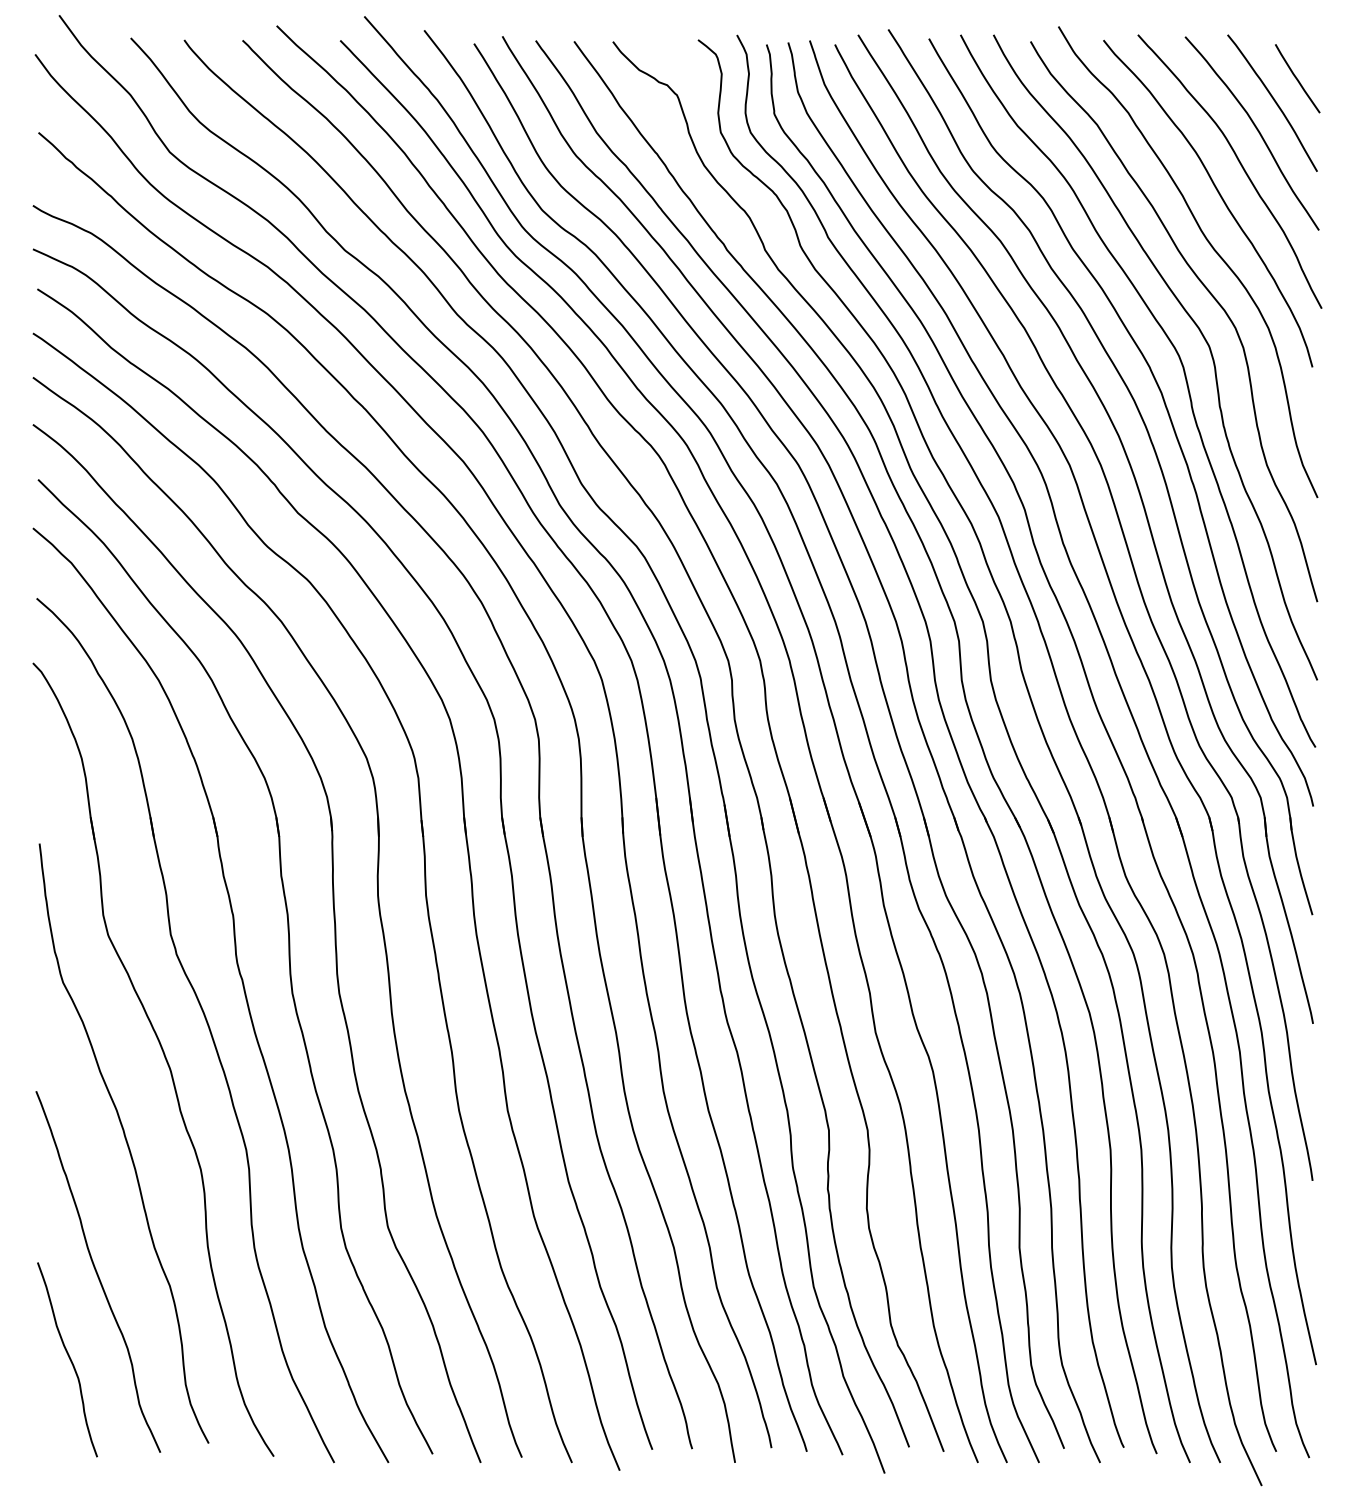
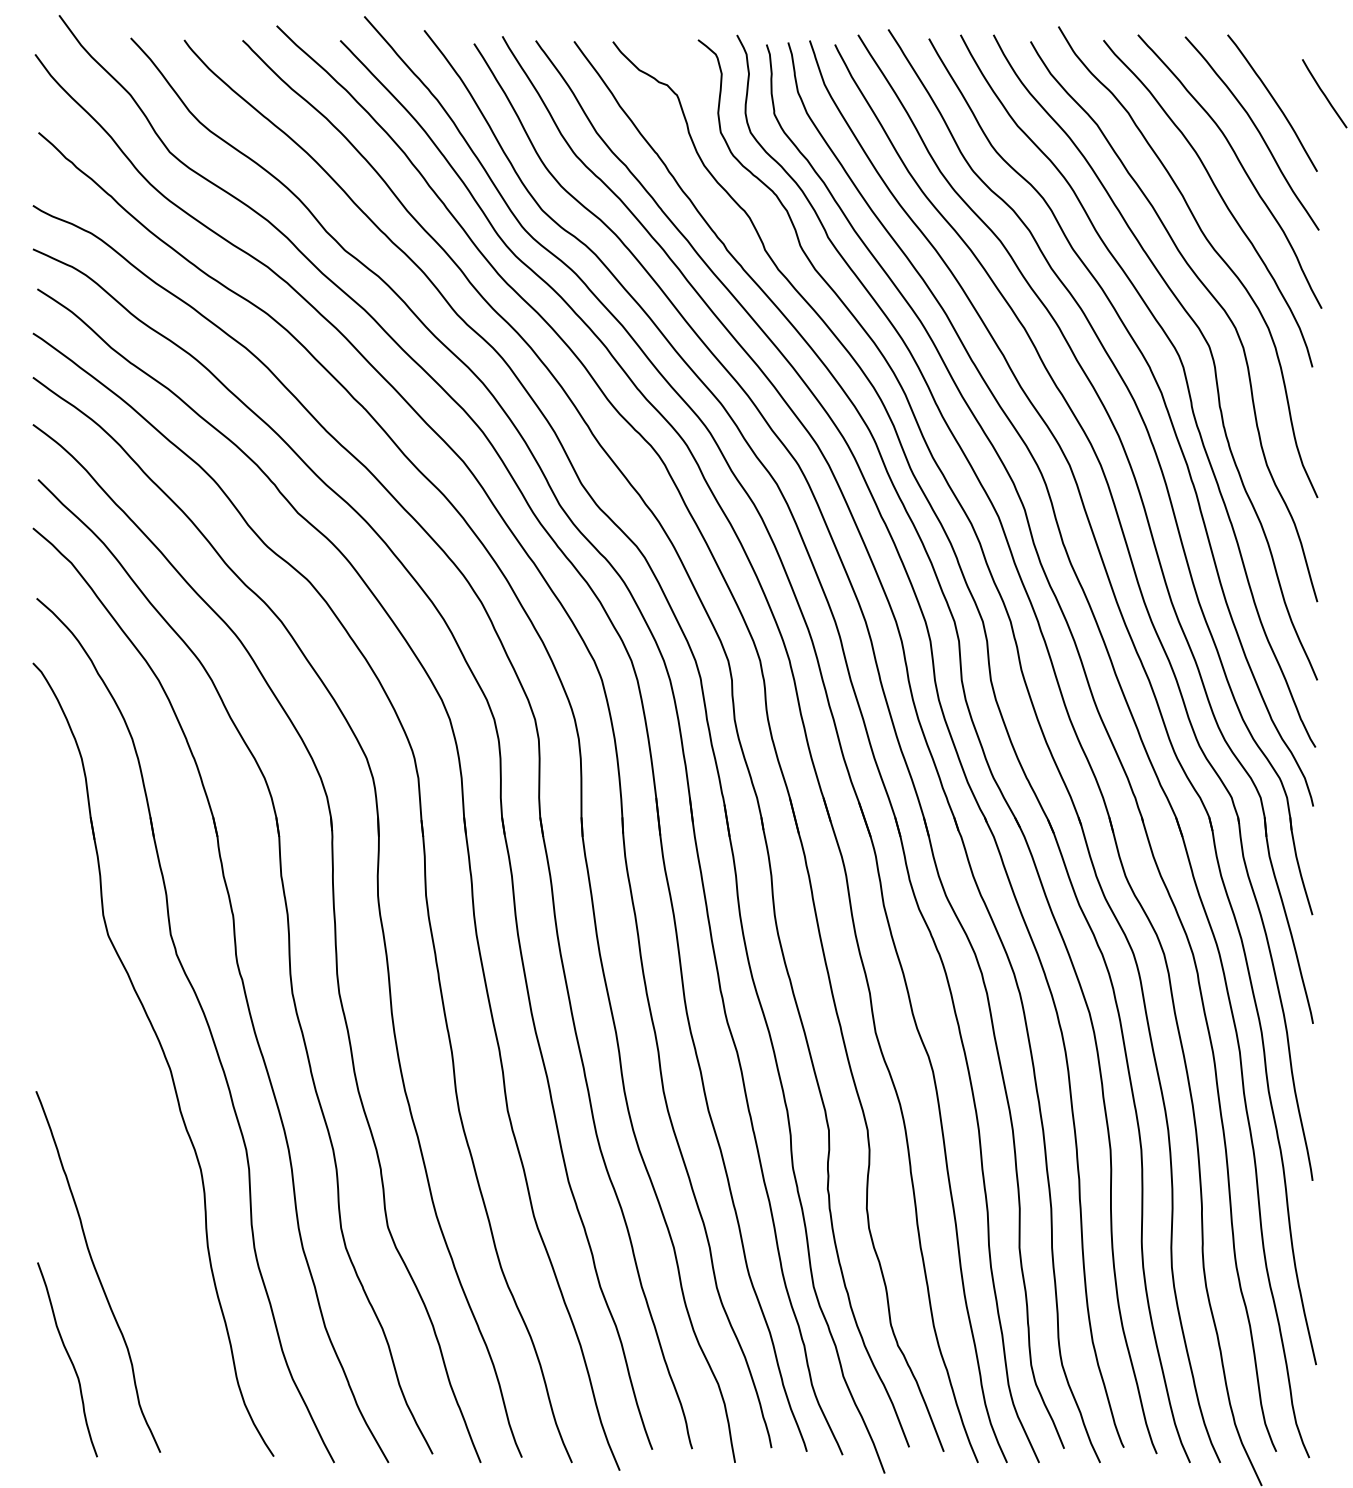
curve position: (1297, 78) -> (1324, 93) (1324, 93)
curve: present -> none (125, 1141)
